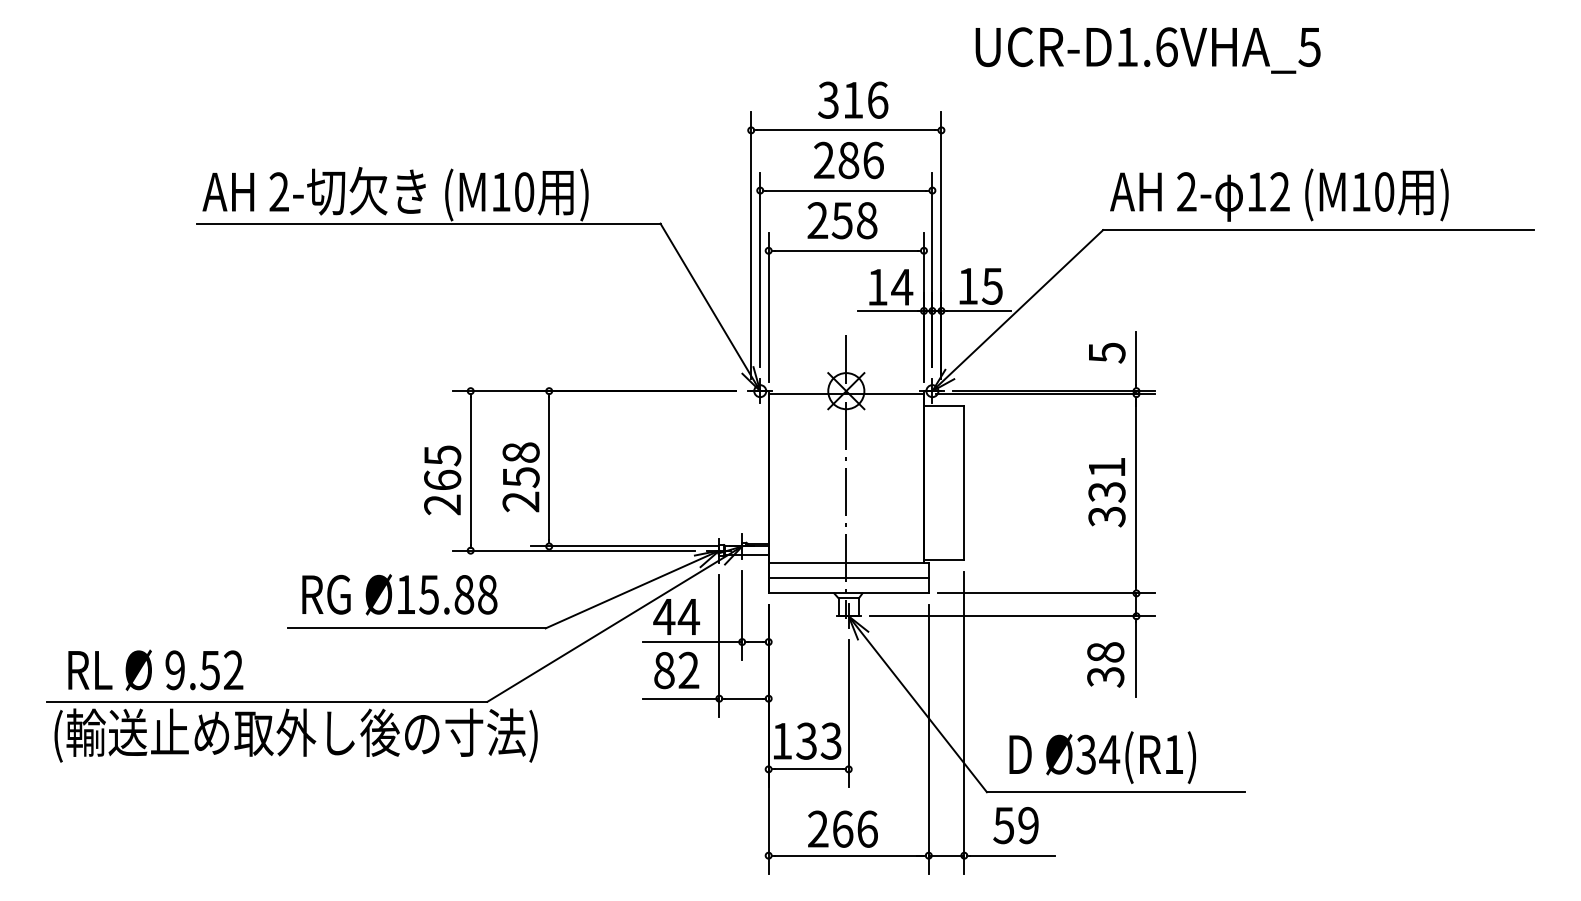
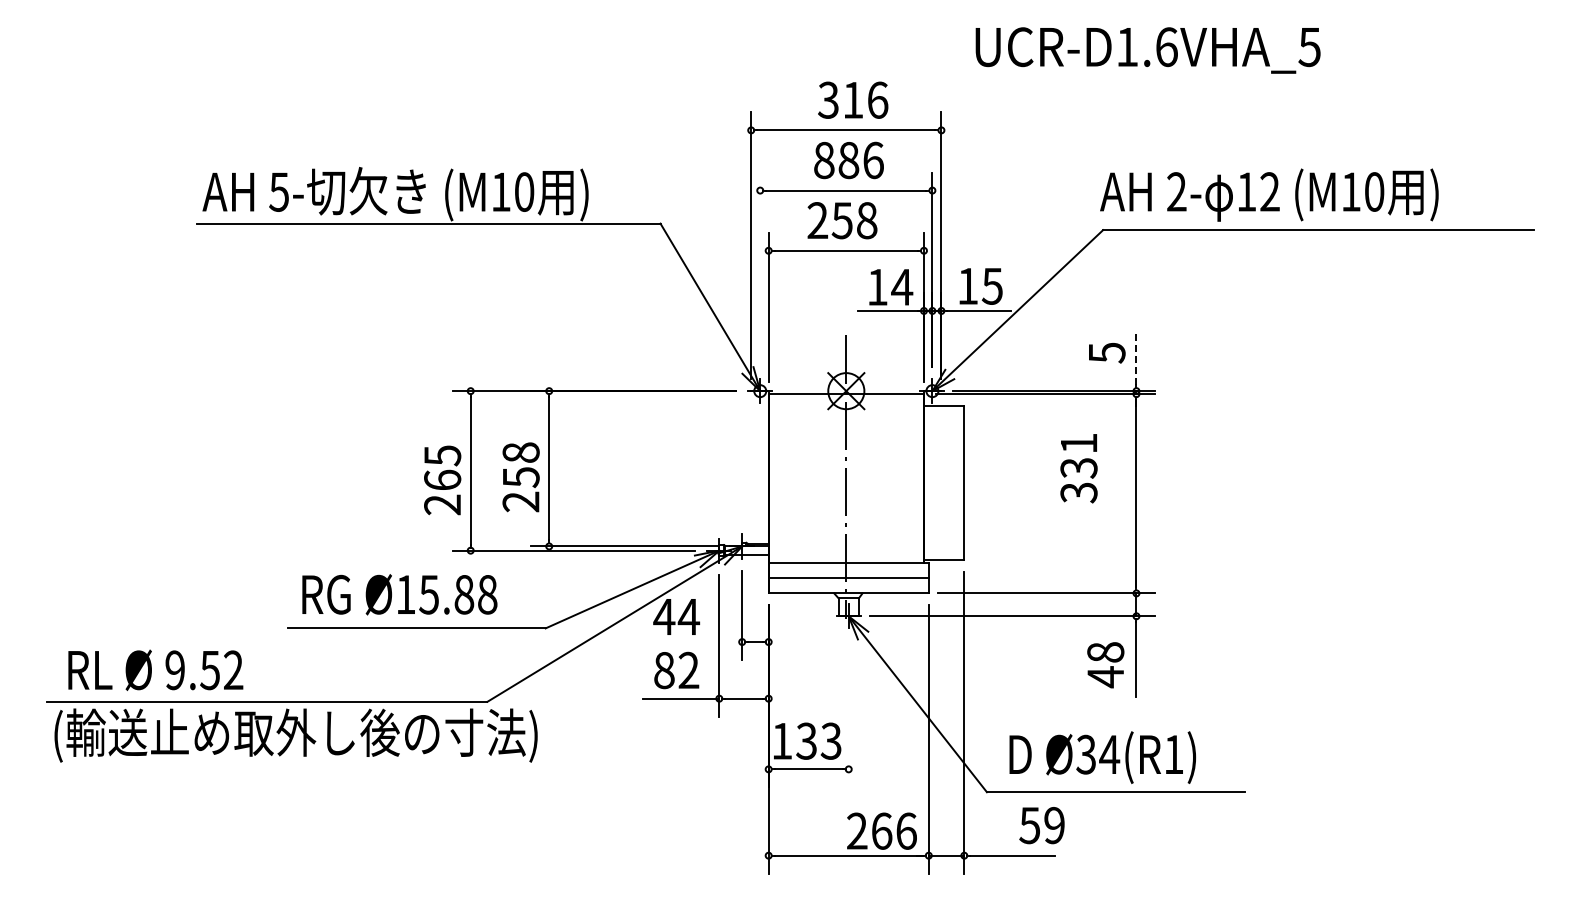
text: 286 -> 886 (824, 160)
text: 2- -> 5- (278, 191)
text position: (1279, 194) -> (1269, 194) (1269, 194)
line: present -> none (760, 269)
line: solid -> dashed (1136, 358)
text position: (1106, 492) -> (1078, 468) (1078, 468)
line: present -> none (692, 642)
text: 38 -> 48 (1105, 677)
line: present -> none (848, 713)
text position: (1015, 825) -> (1041, 825) (1041, 825)
text position: (842, 828) -> (881, 830) (881, 830)
